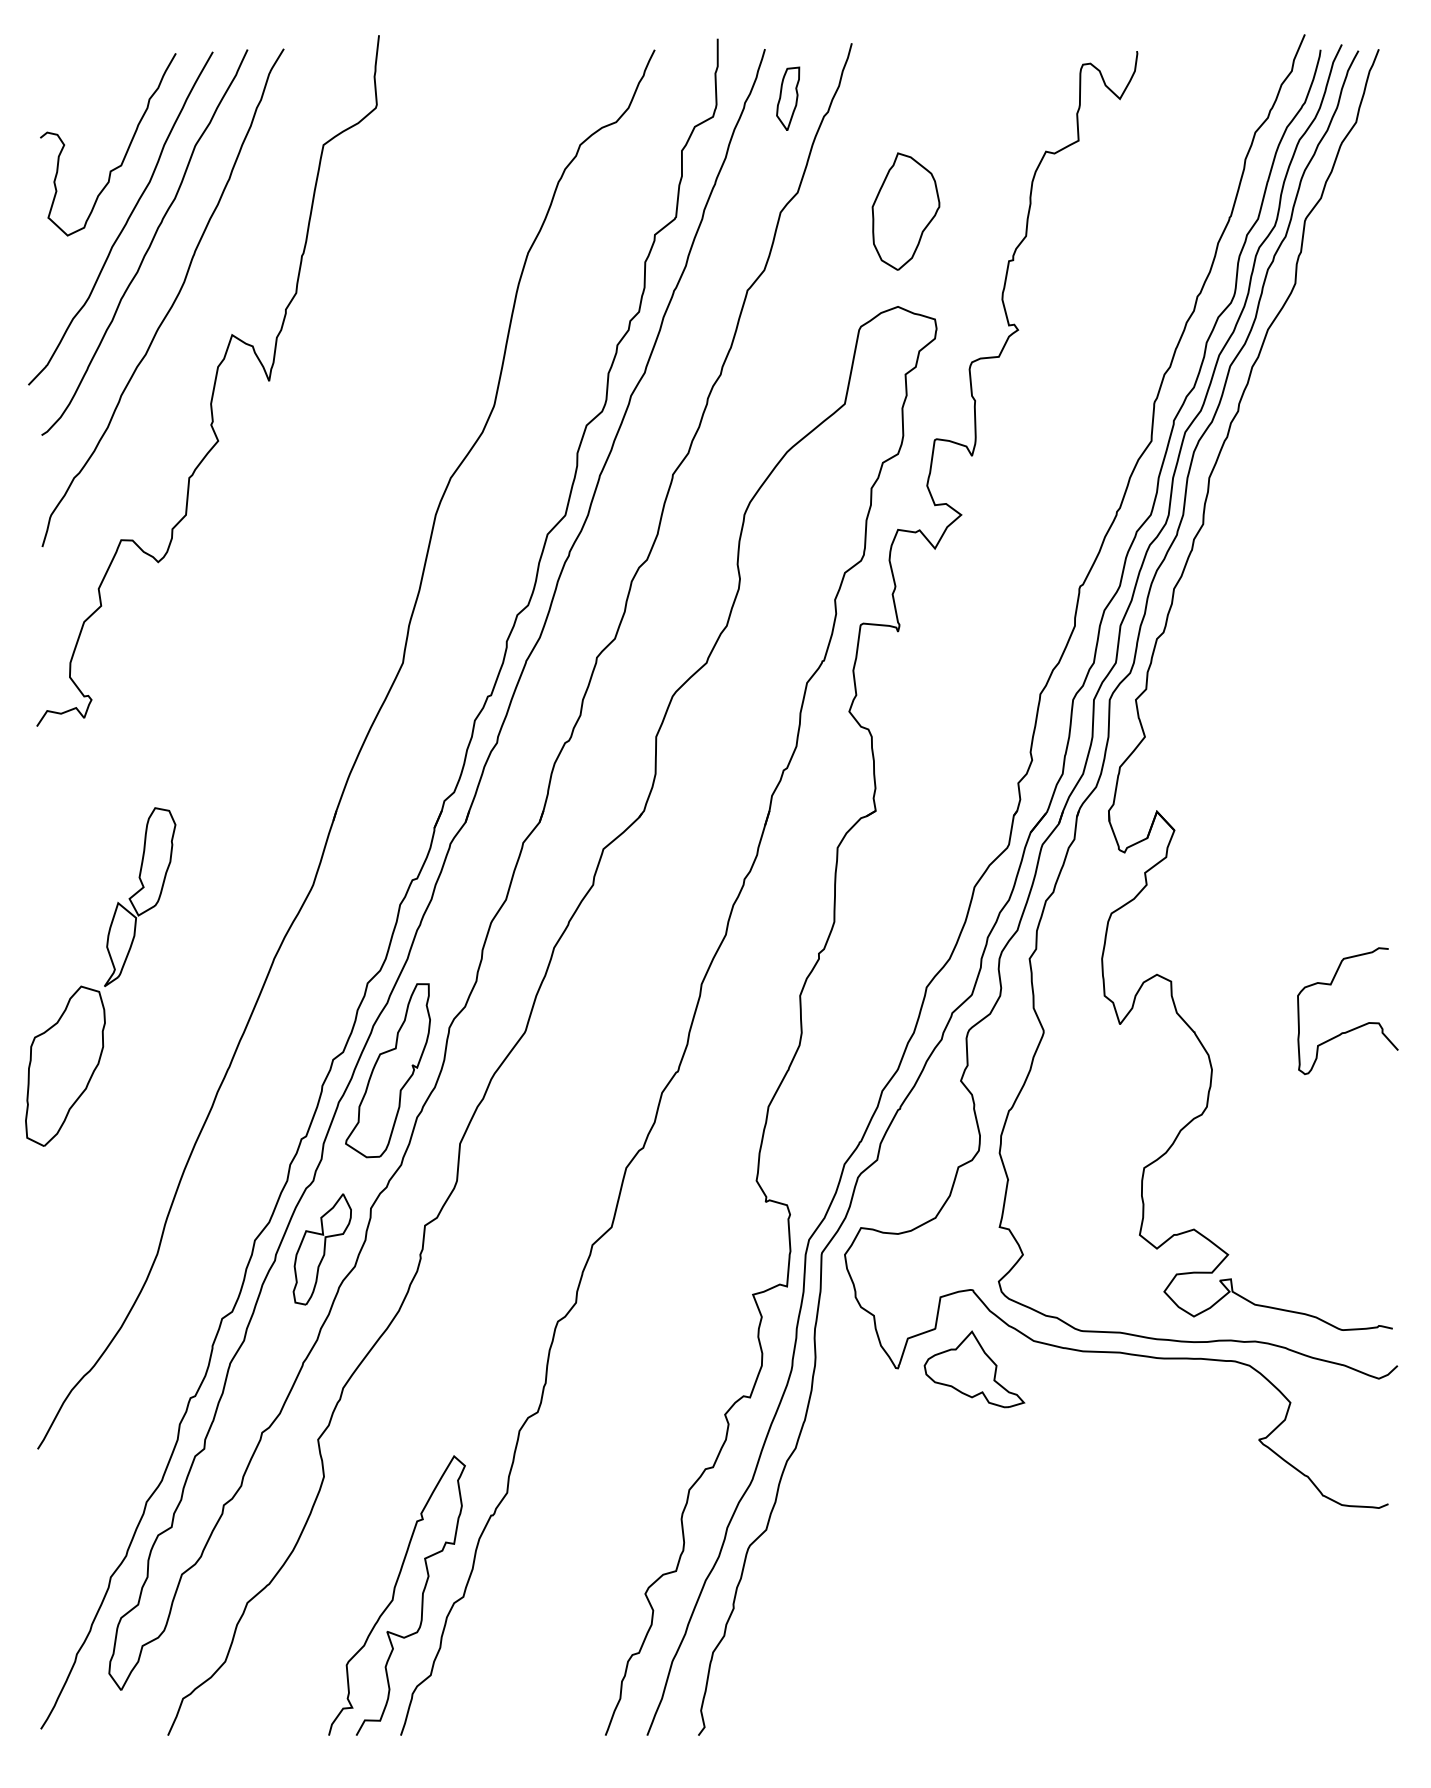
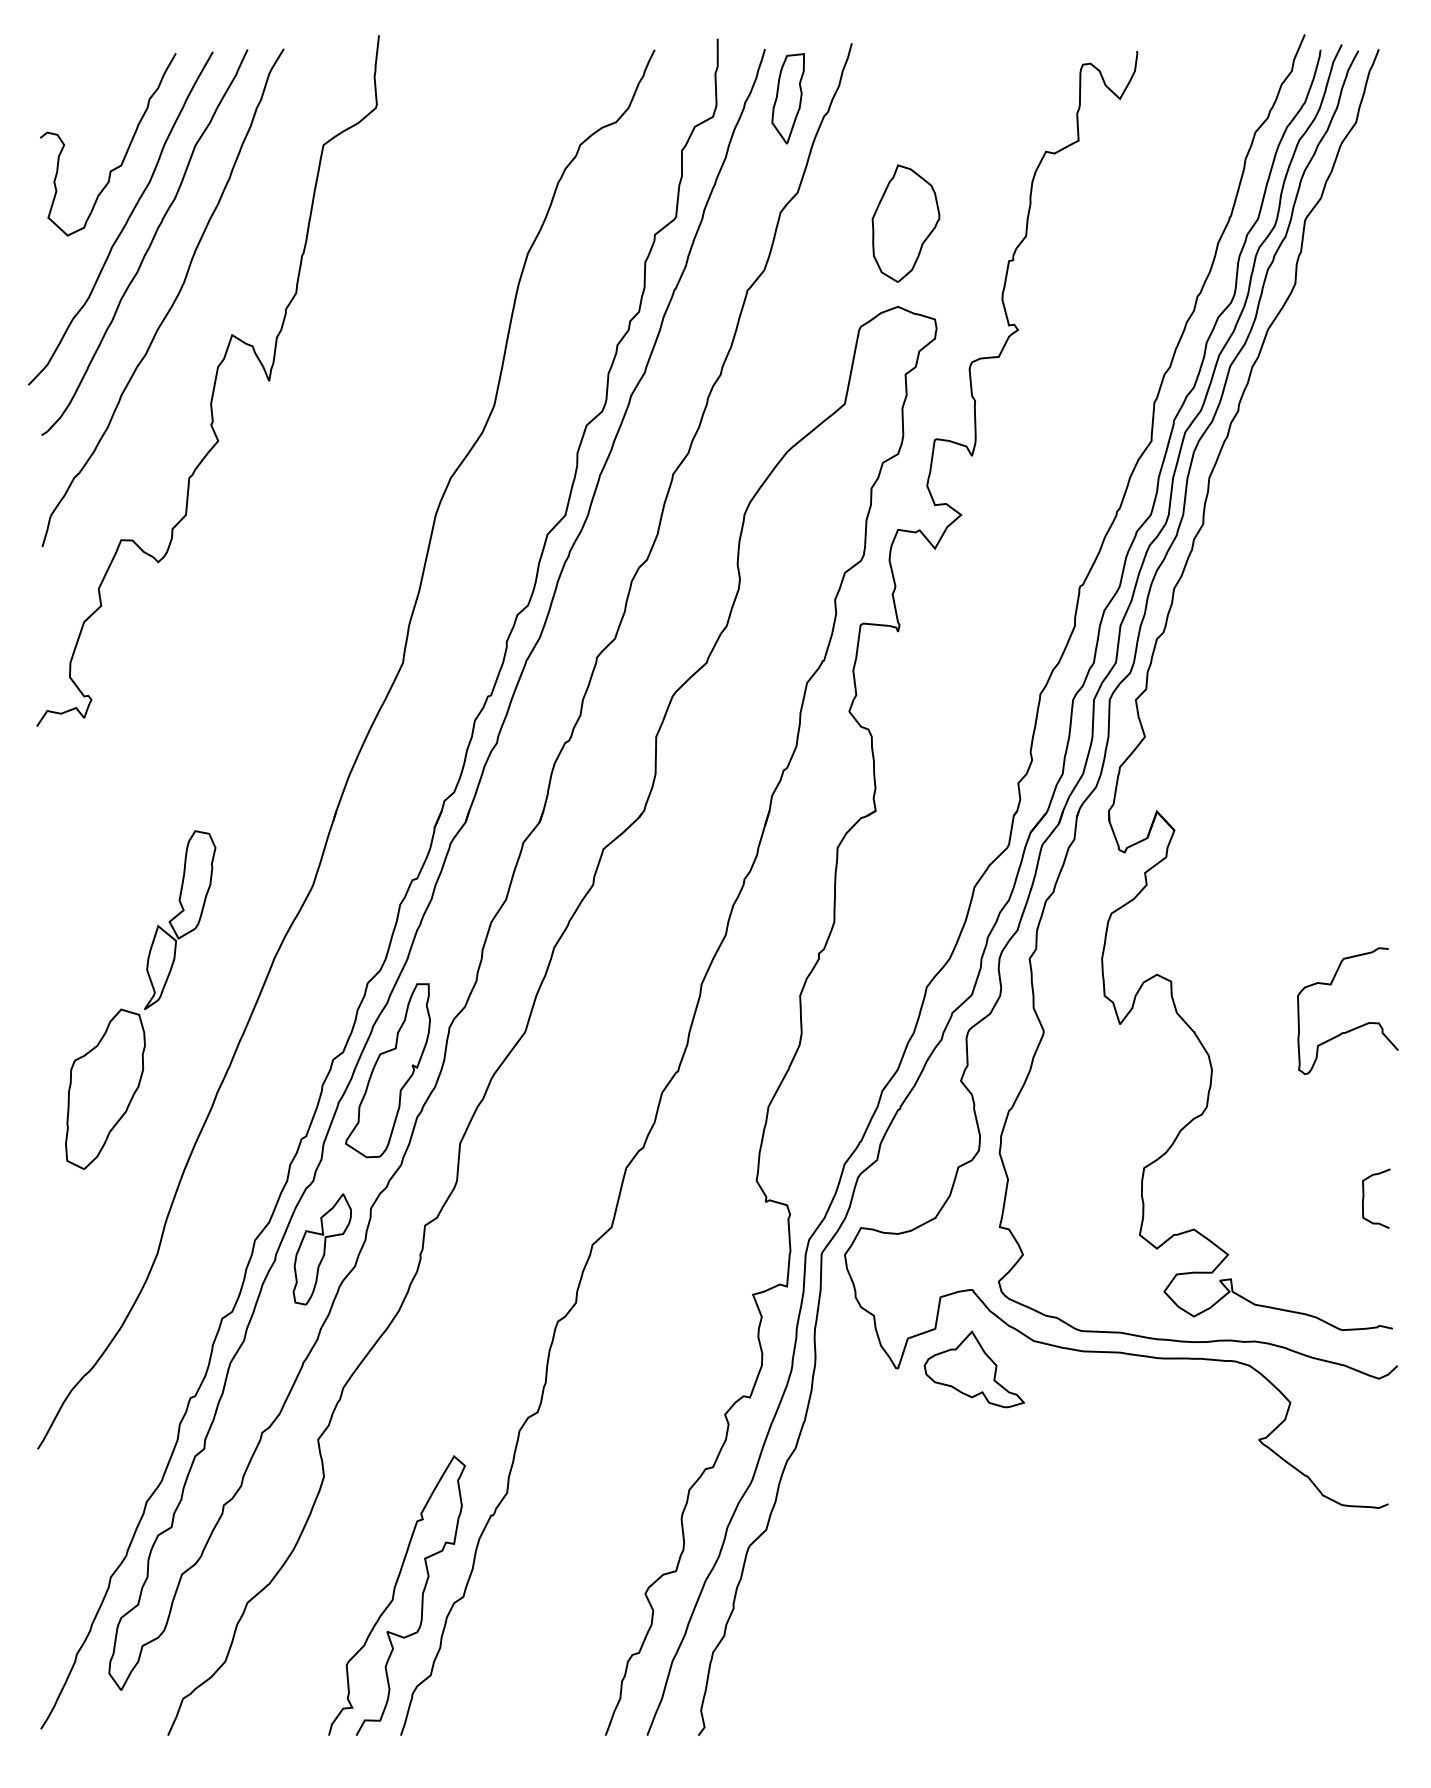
part size: 25x65 px -> 34x92 px (787, 98)
part position: (905, 211) -> (905, 223) (905, 223)
part position: (106, 981) -> (146, 1004) (146, 1004)
curve: none -> present (1364, 1198)
